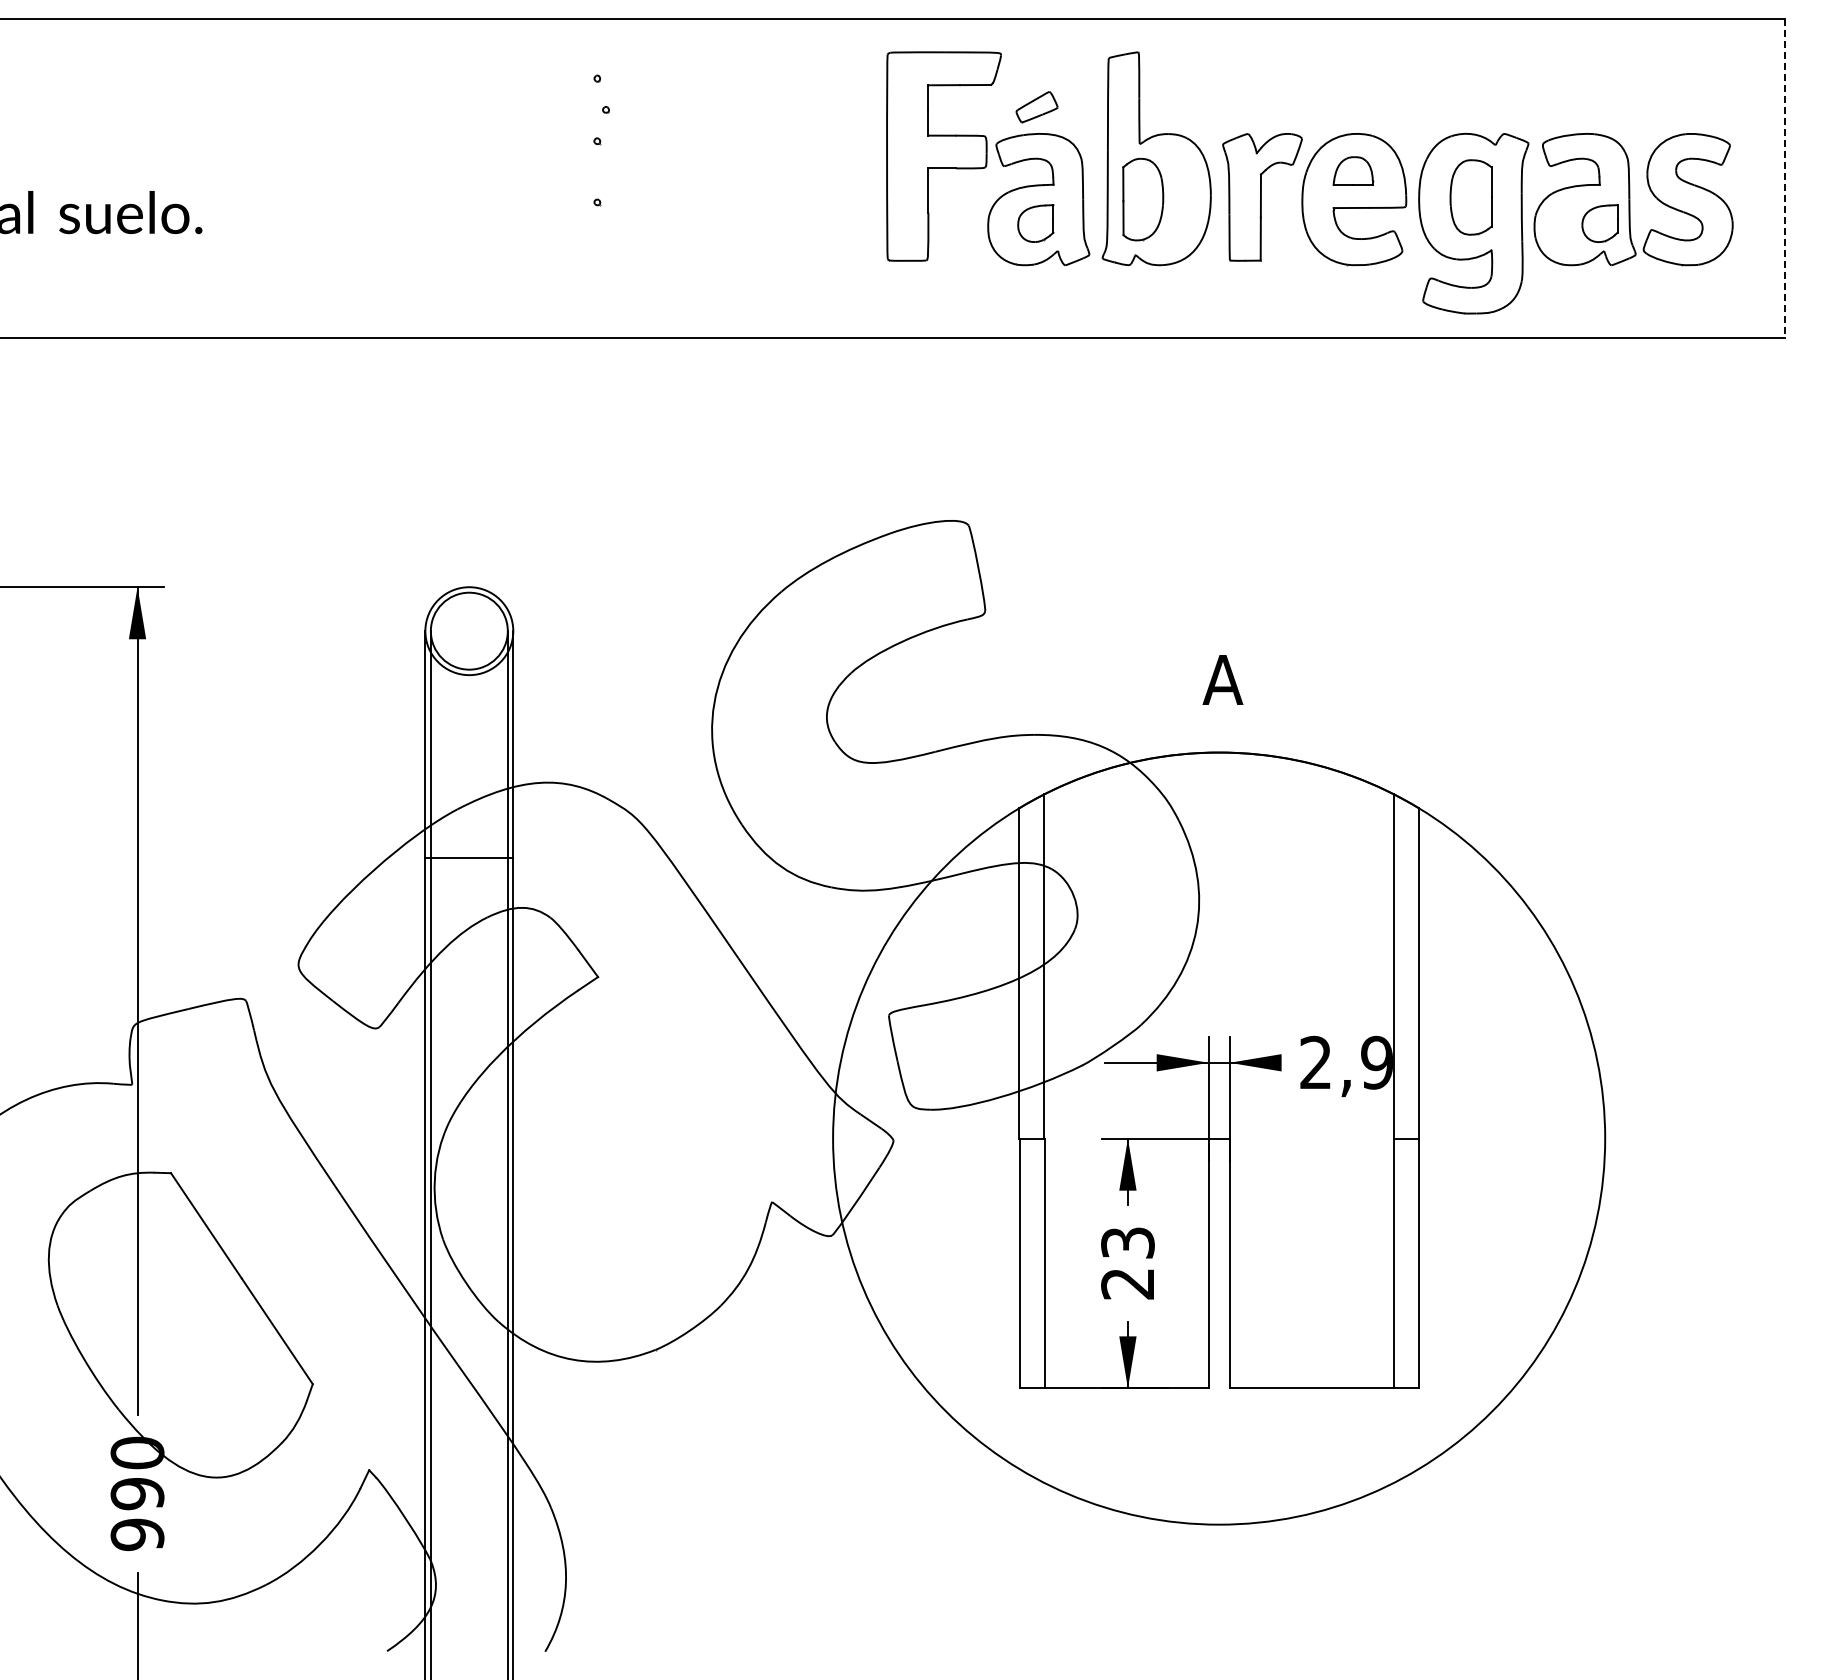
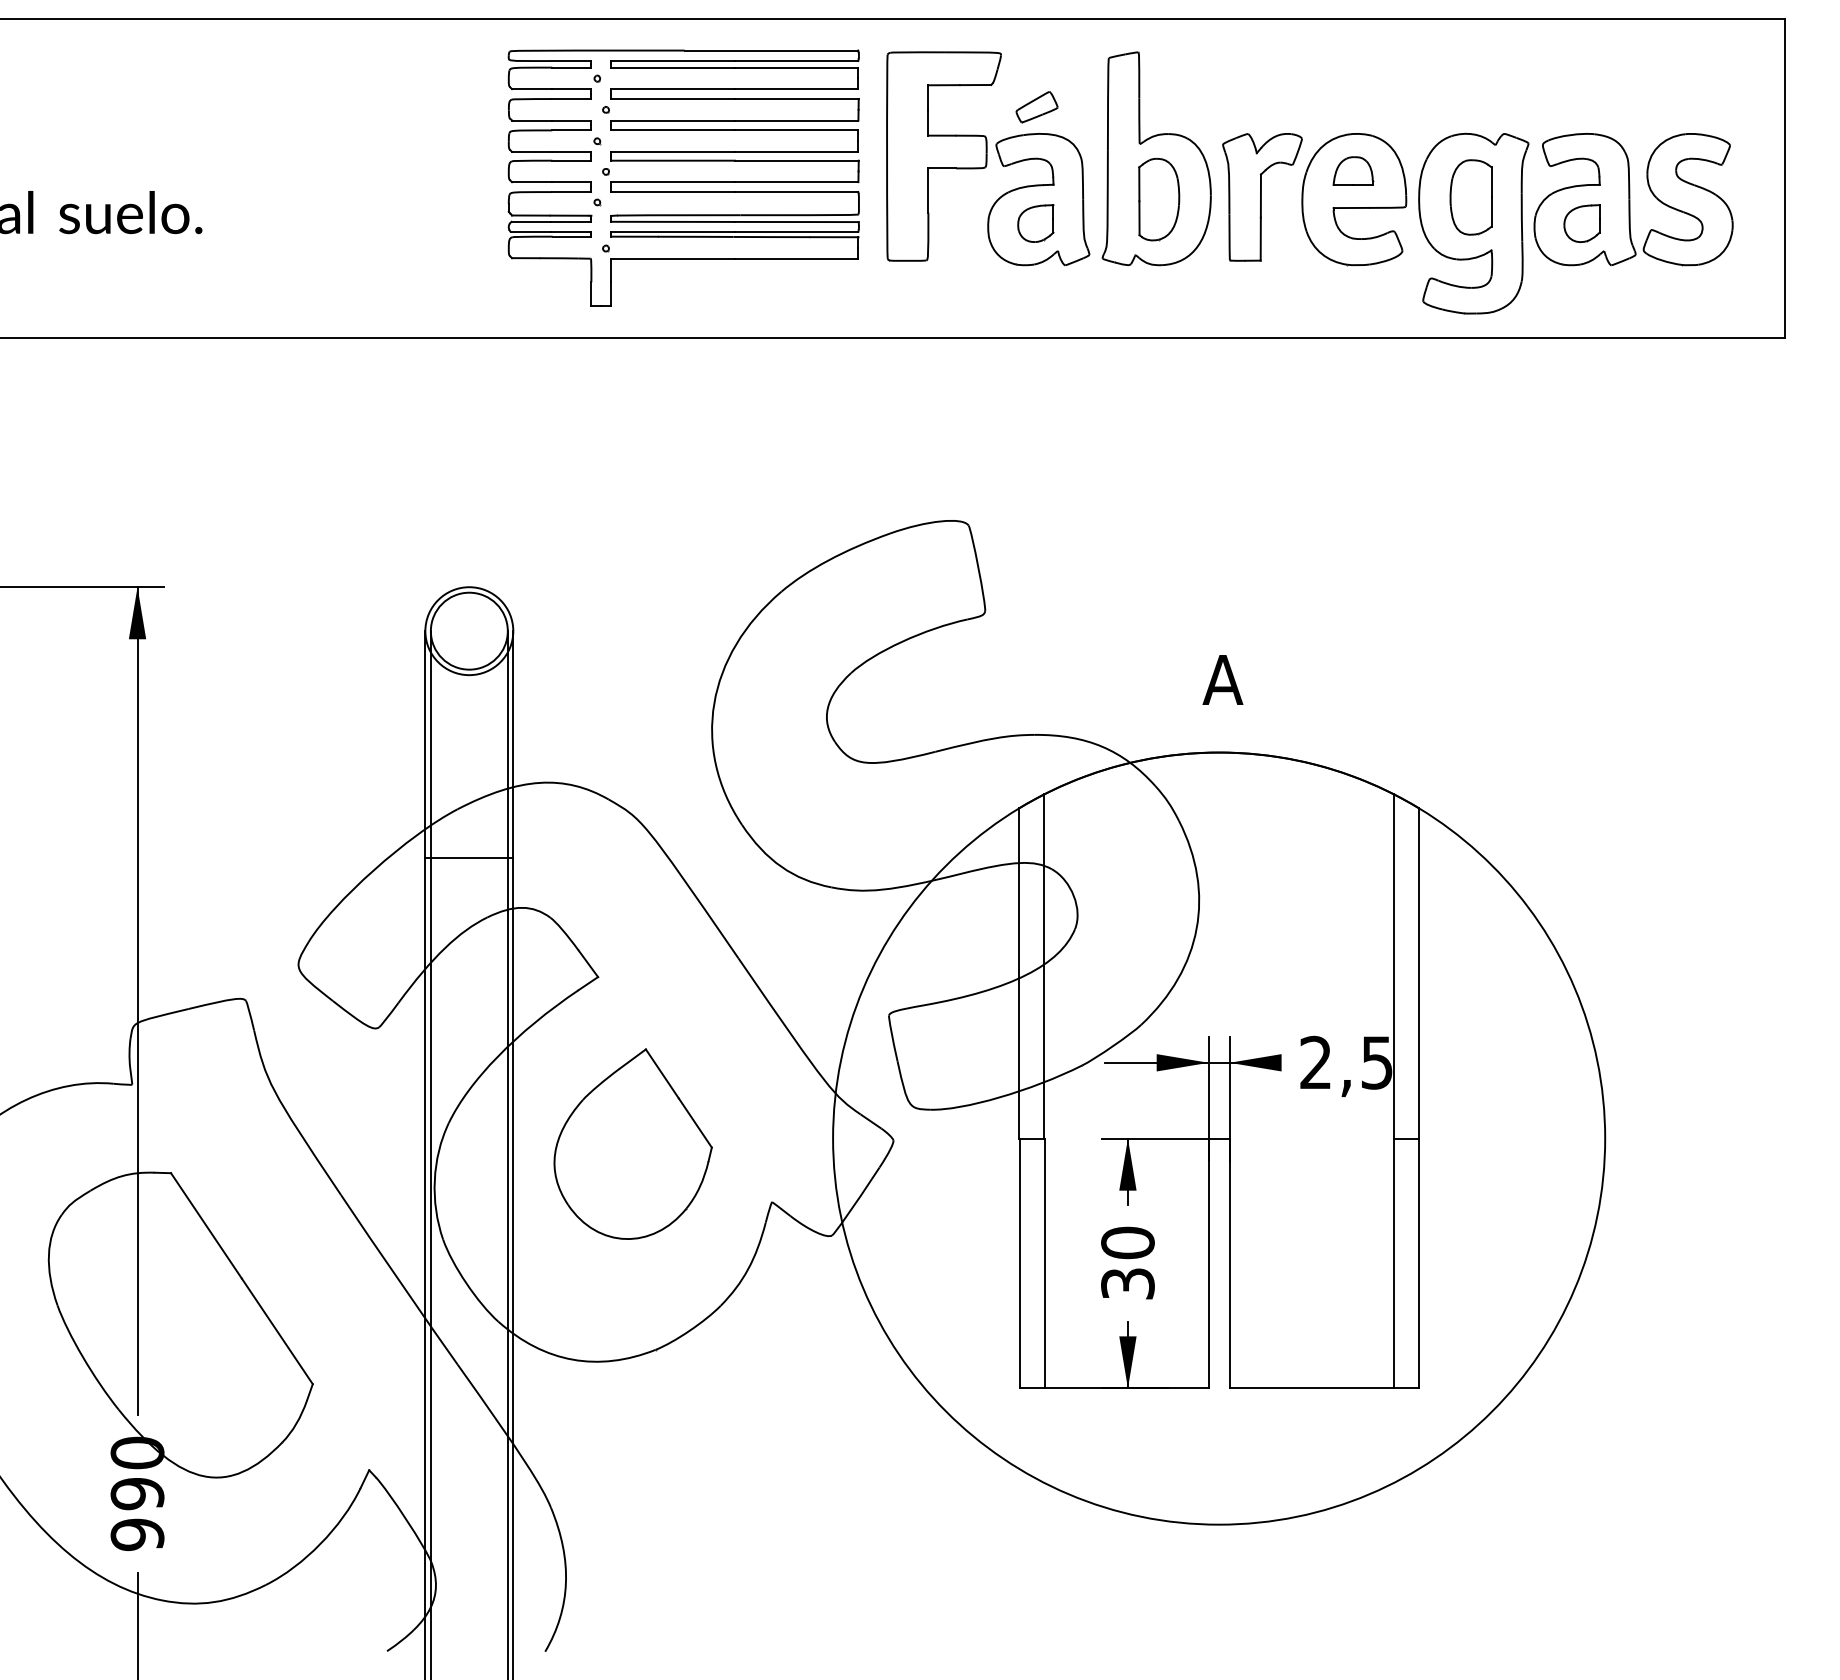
part: none -> present (683, 177)
line: dashed -> solid (1784, 179)
part position: (1143, 199) -> (1159, 199) (1159, 199)
part position: (1599, 223) -> (1581, 223) (1581, 223)
text: 2,9 -> 2,5 (1376, 1062)
part: none -> present (632, 1143)
text: 23 -> 30 (1127, 1262)
